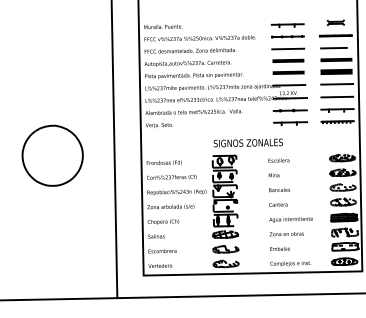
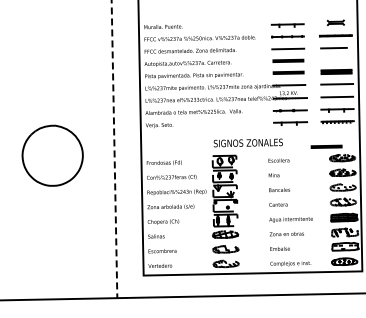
fill: present -> none (336, 59)
line: none -> present (326, 146)
line: solid -> dashed (114, 149)
